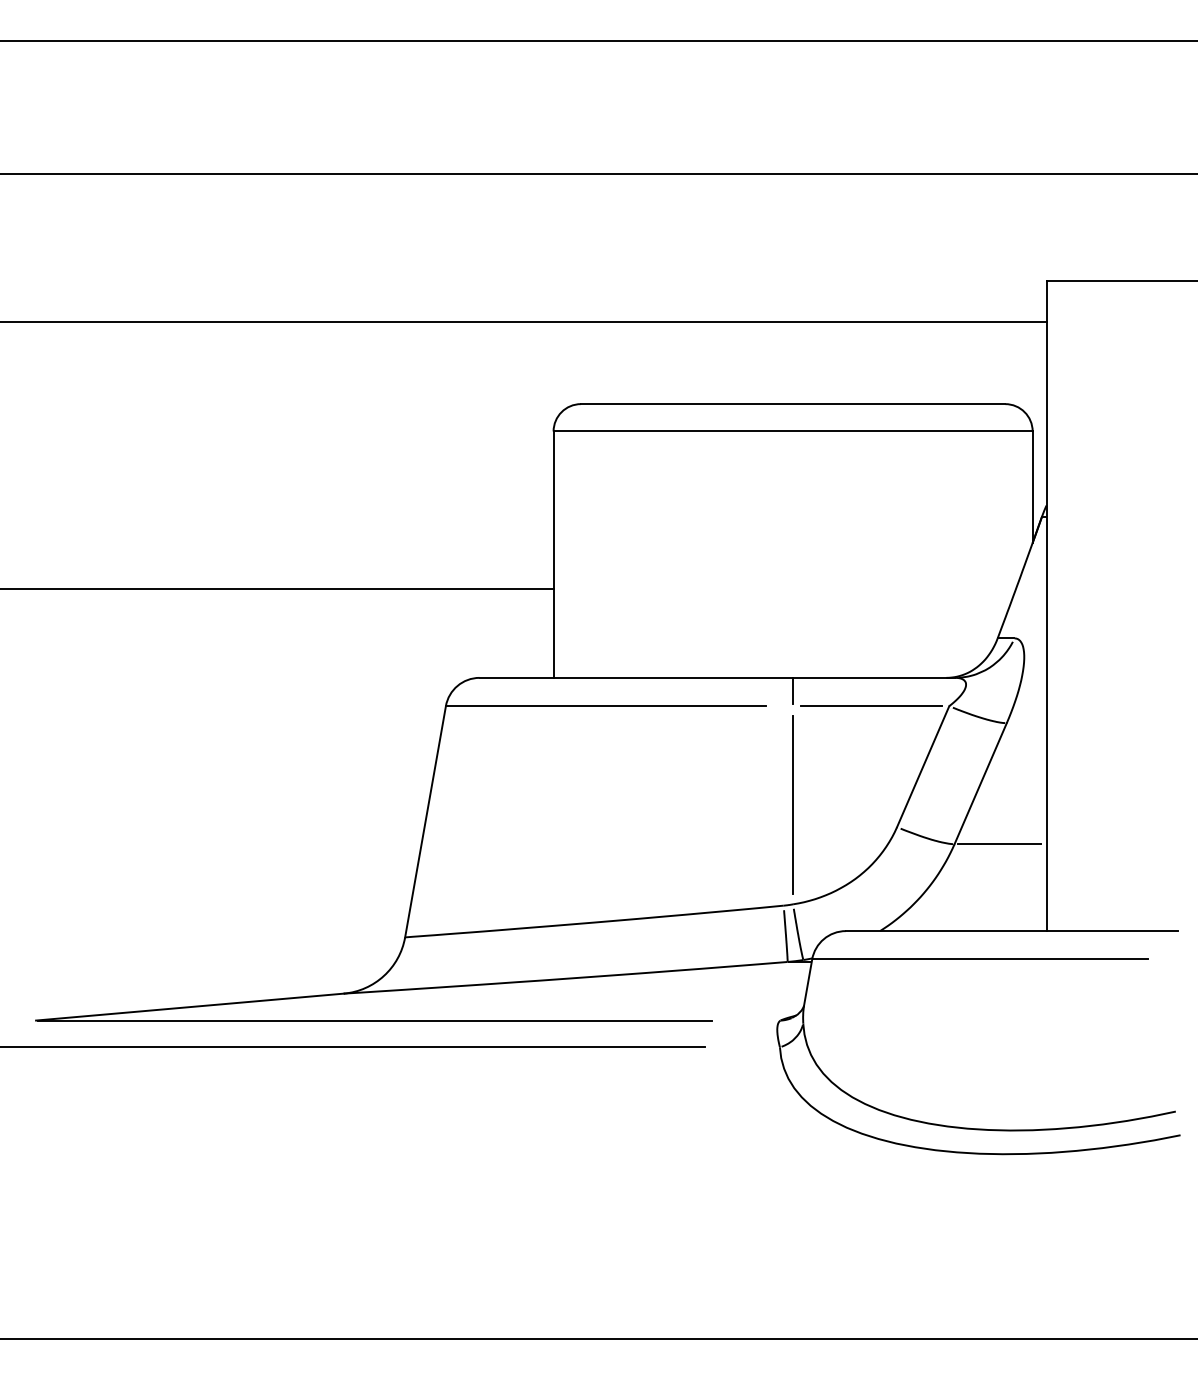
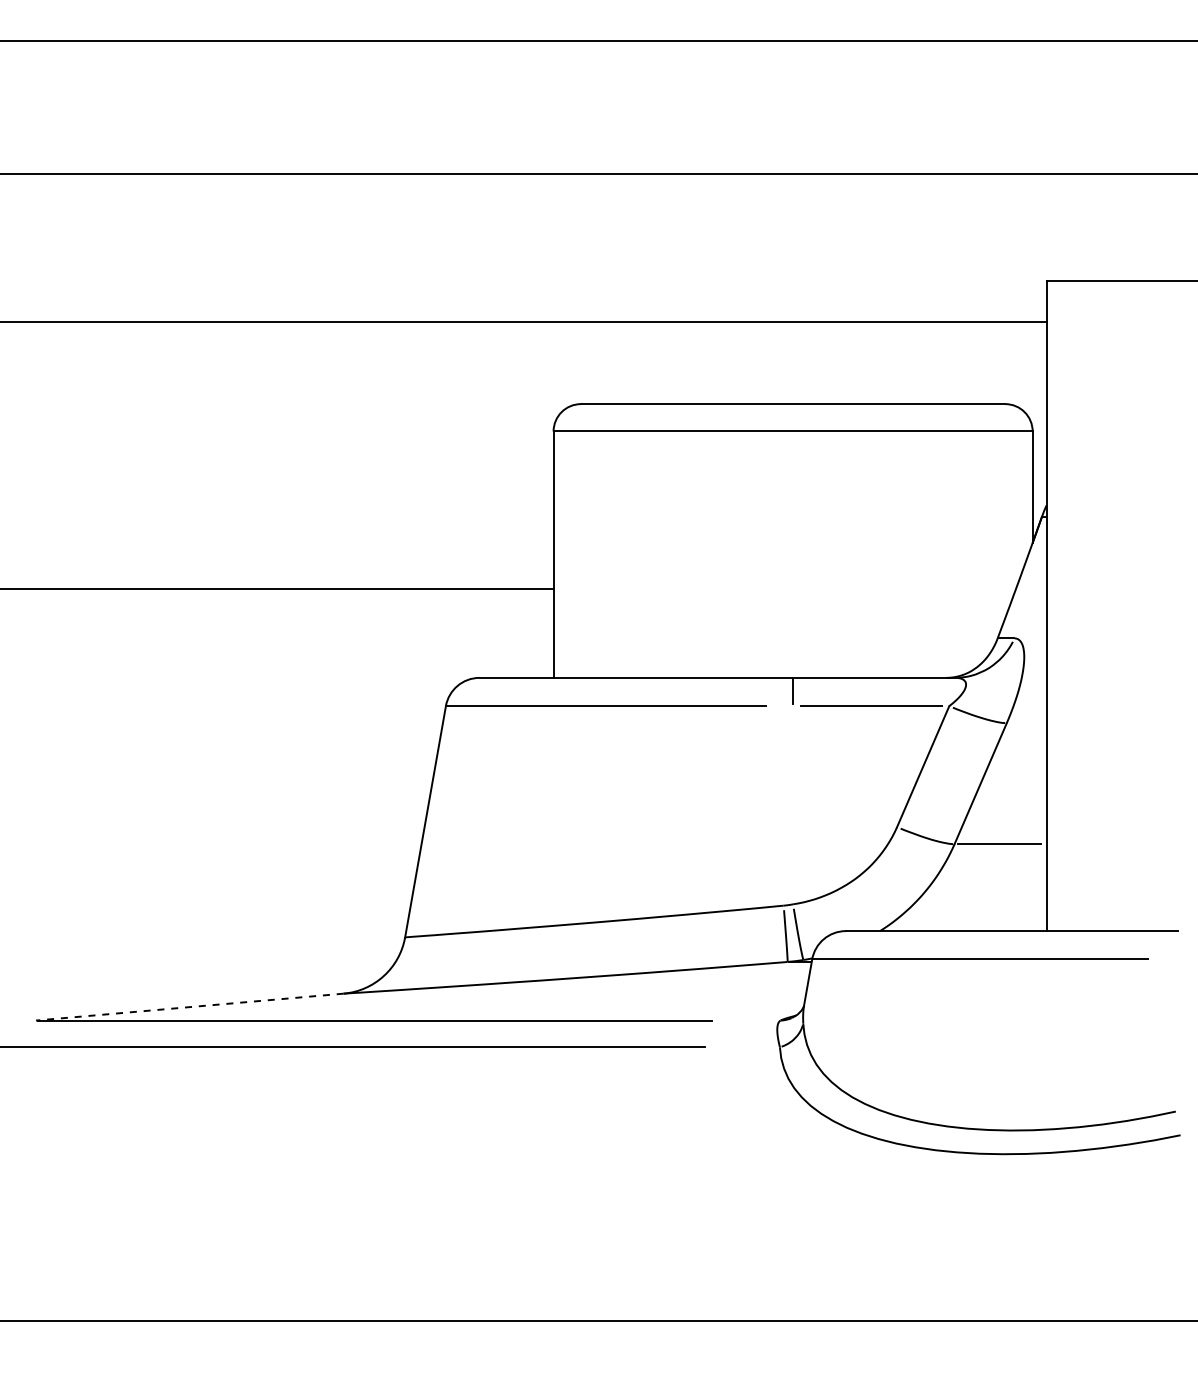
line: present -> none (792, 804)
line: solid -> dashed (189, 1007)
line position: (598, 1338) -> (598, 1320) (598, 1320)
